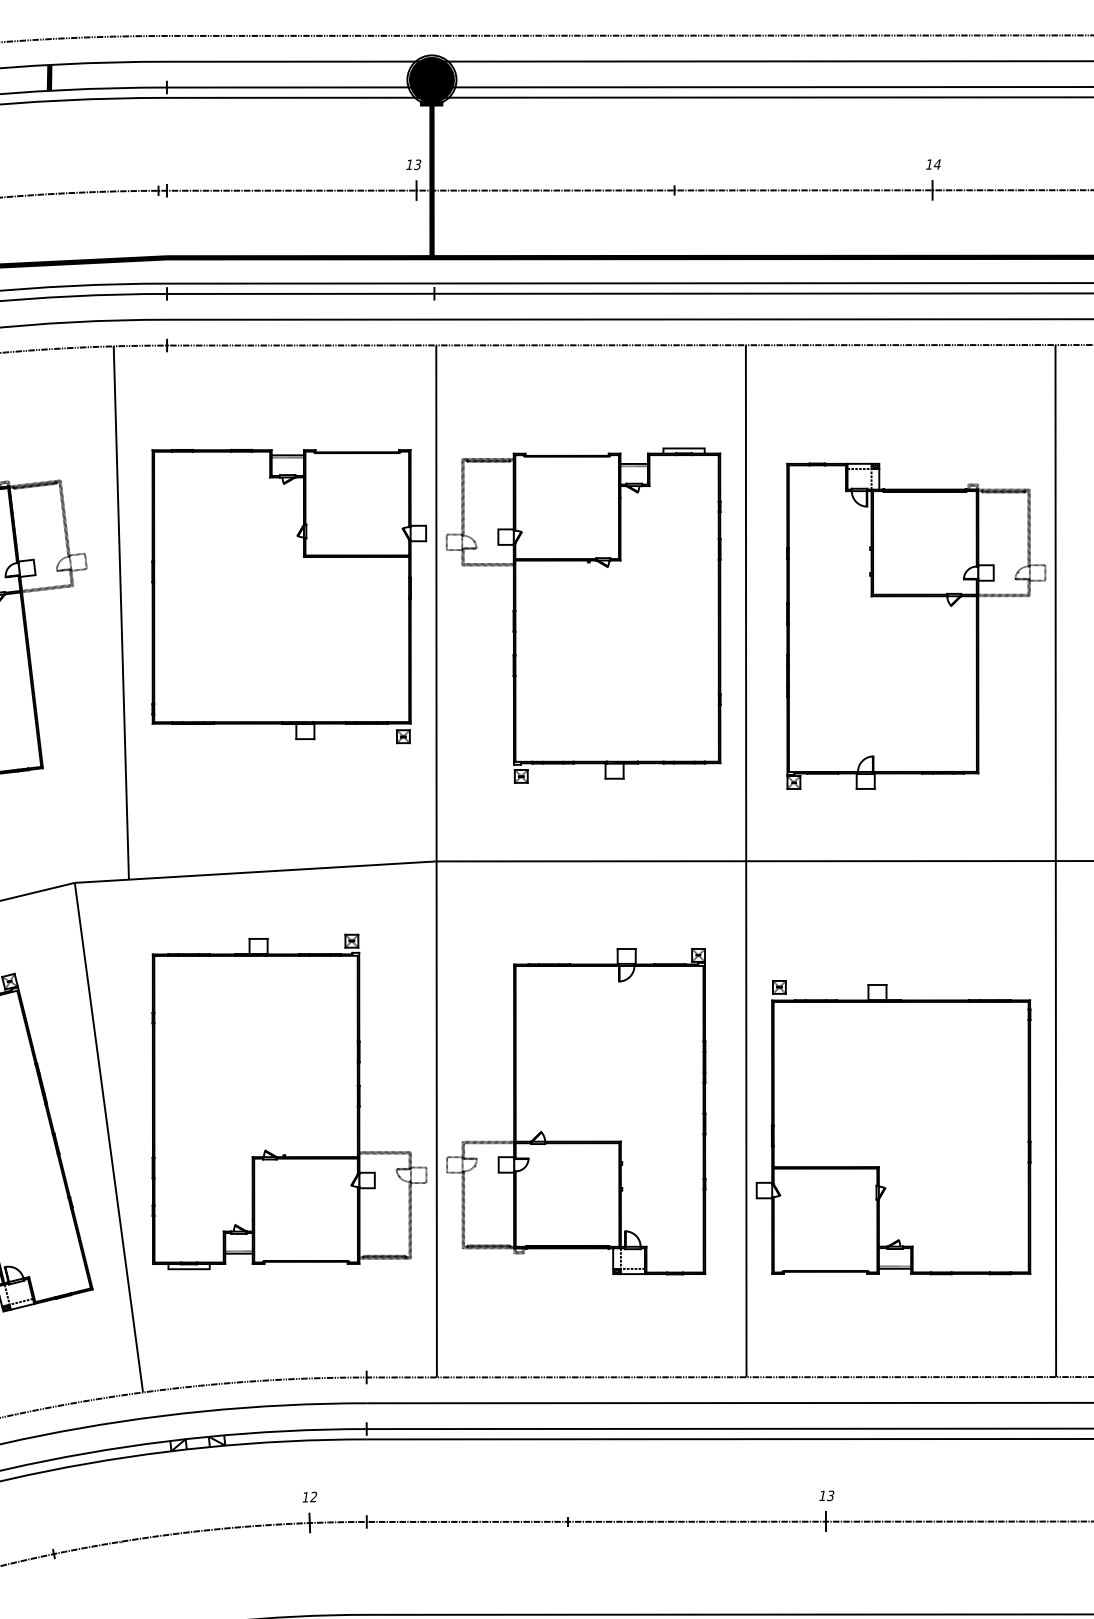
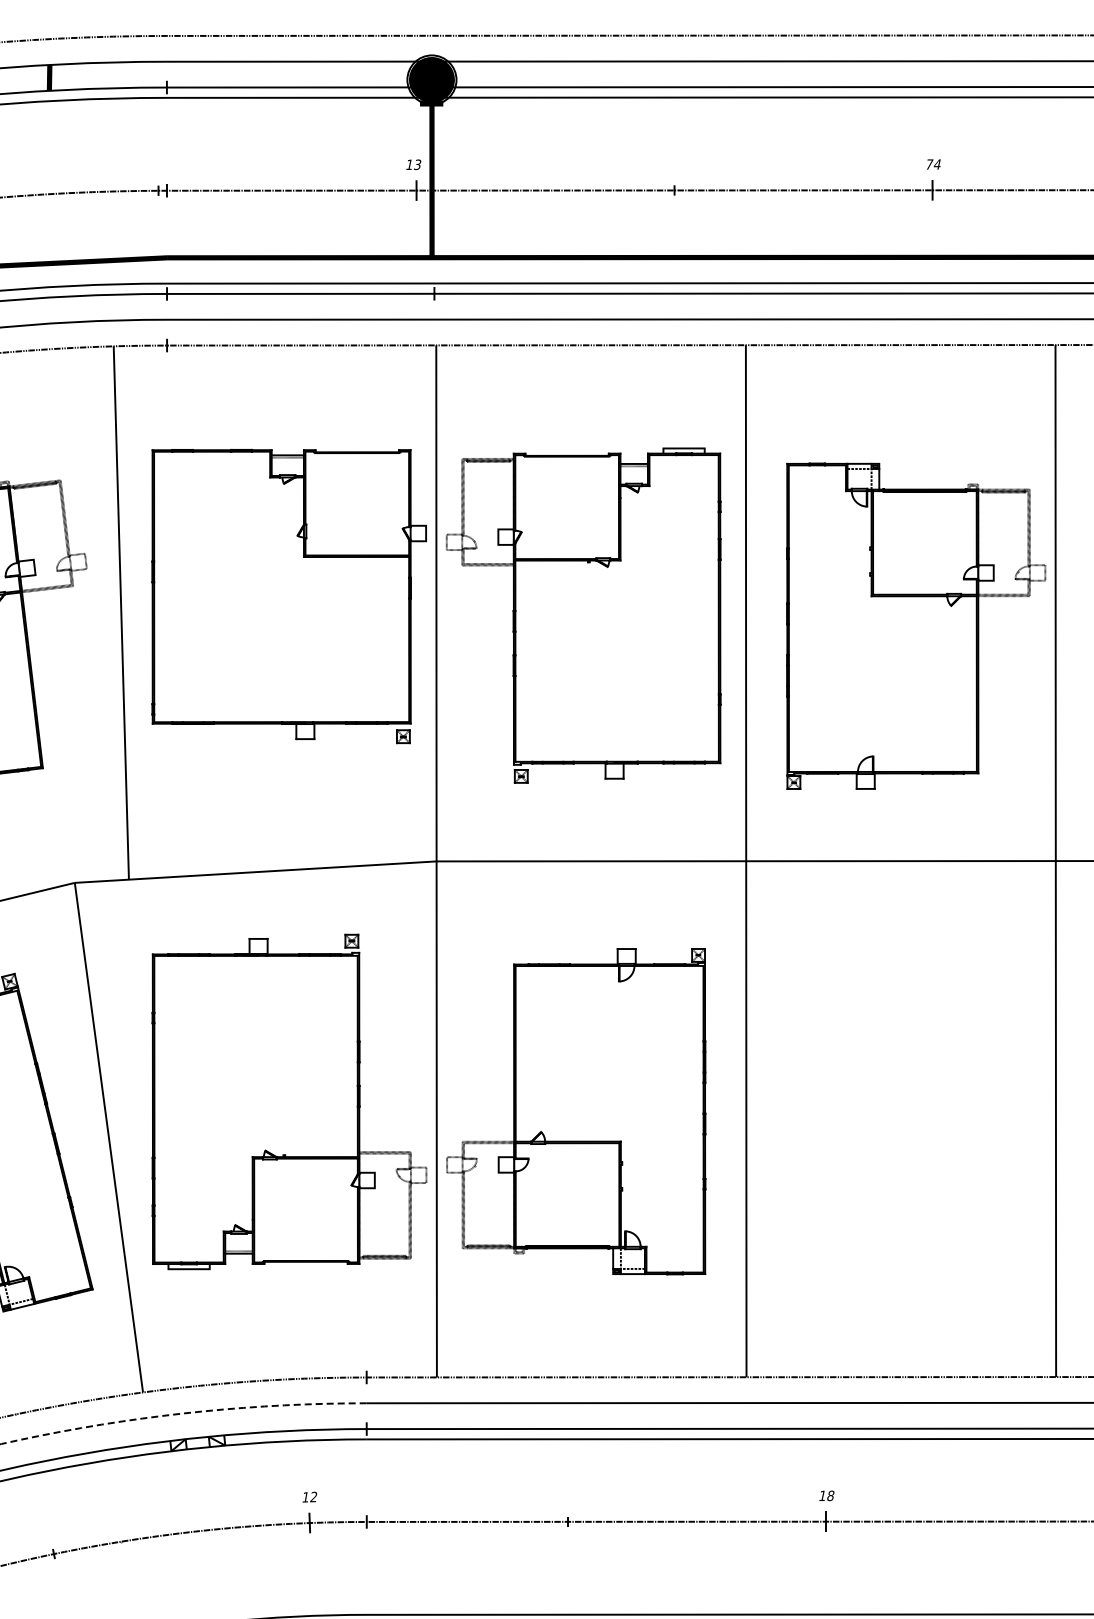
text: 14 -> 74 (929, 164)
part: present -> none (893, 1127)
line: solid -> dashed (182, 1413)
text: 13 -> 18 (830, 1495)
